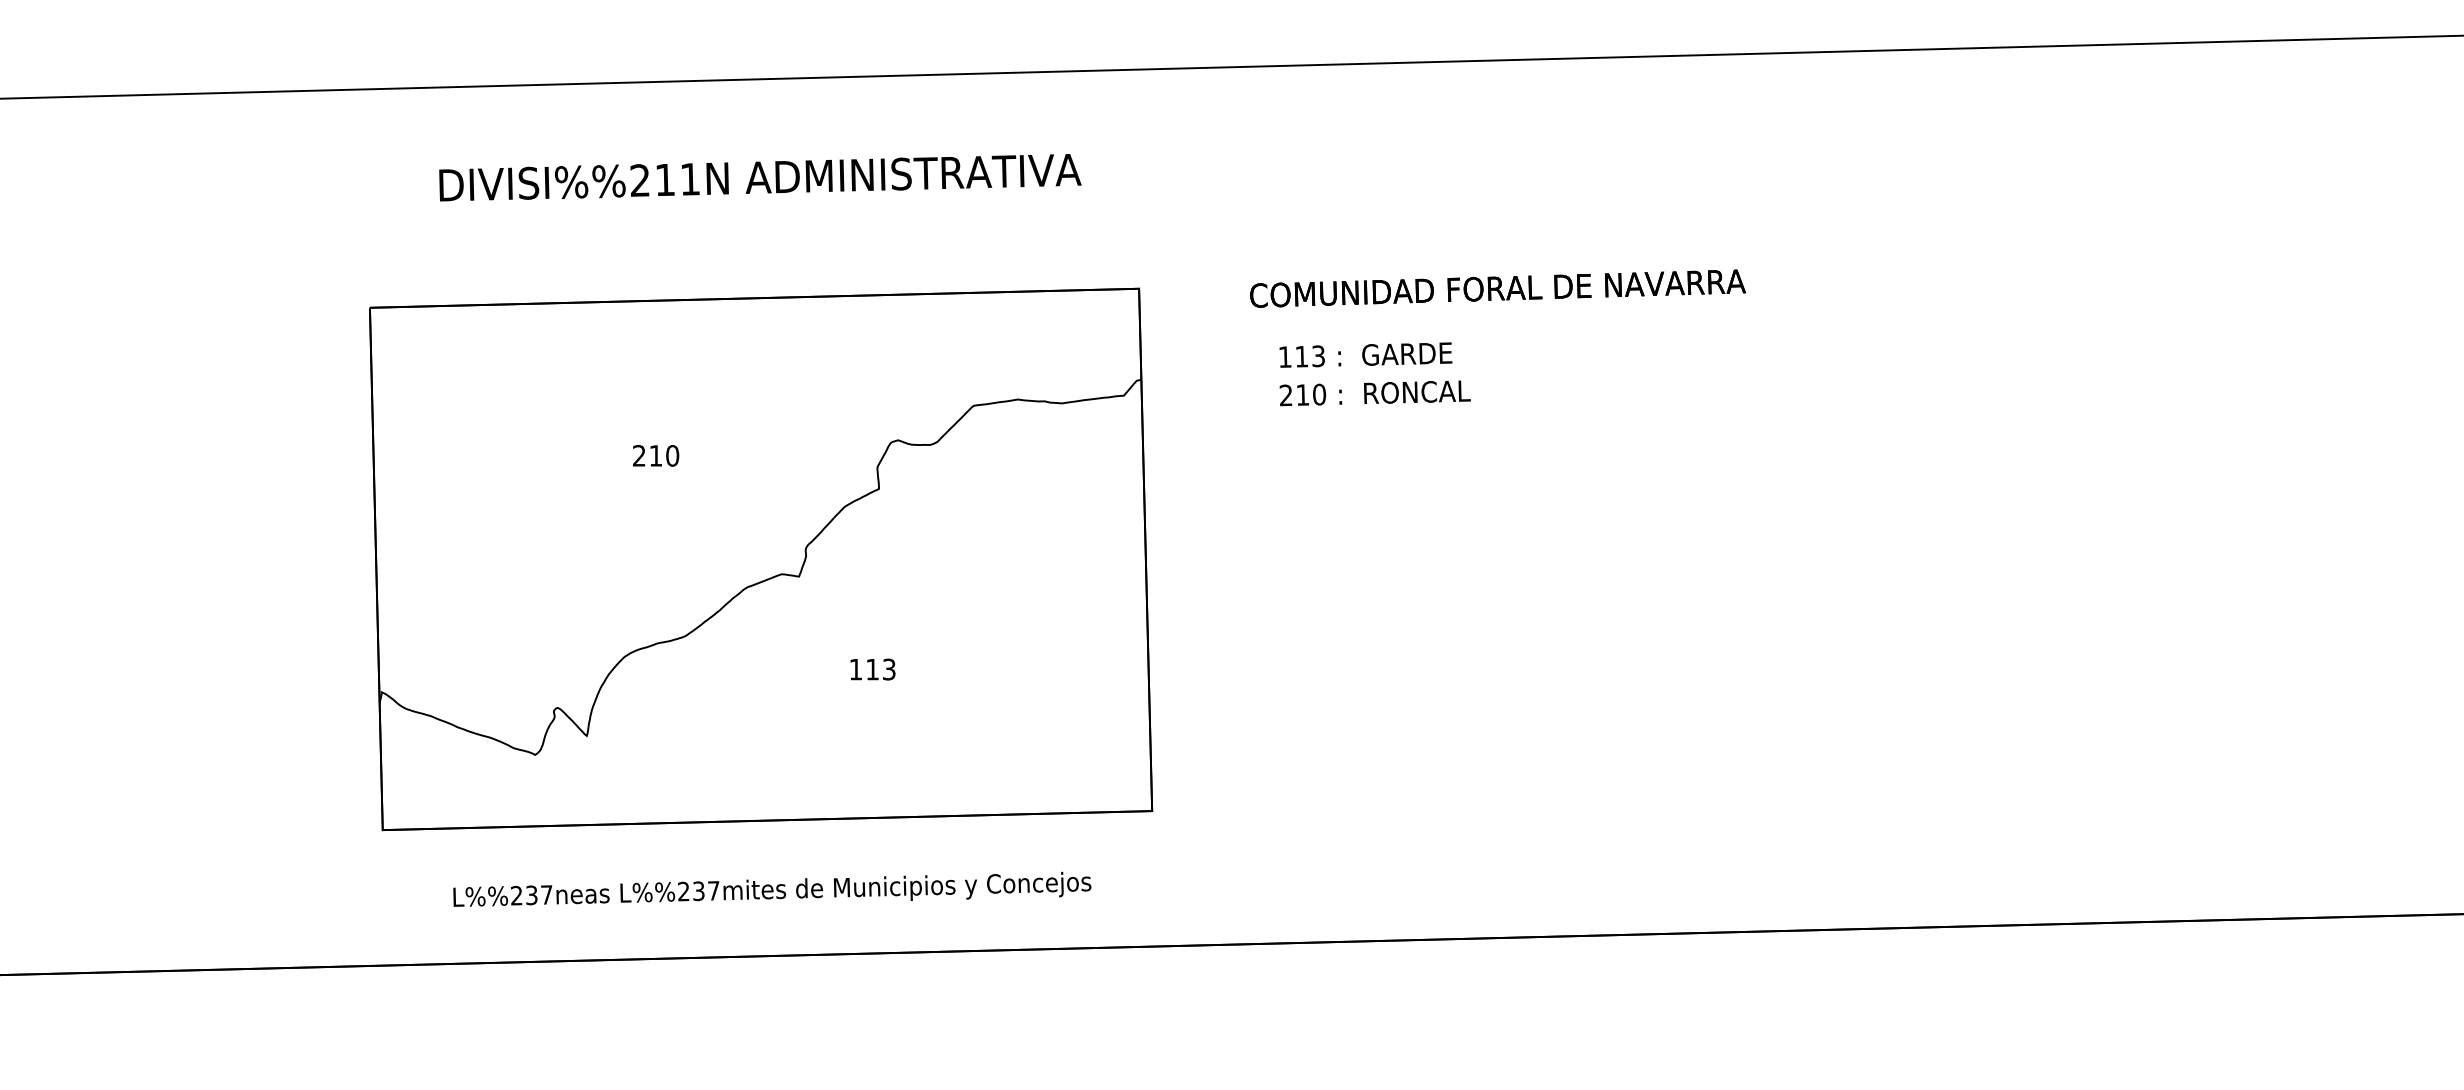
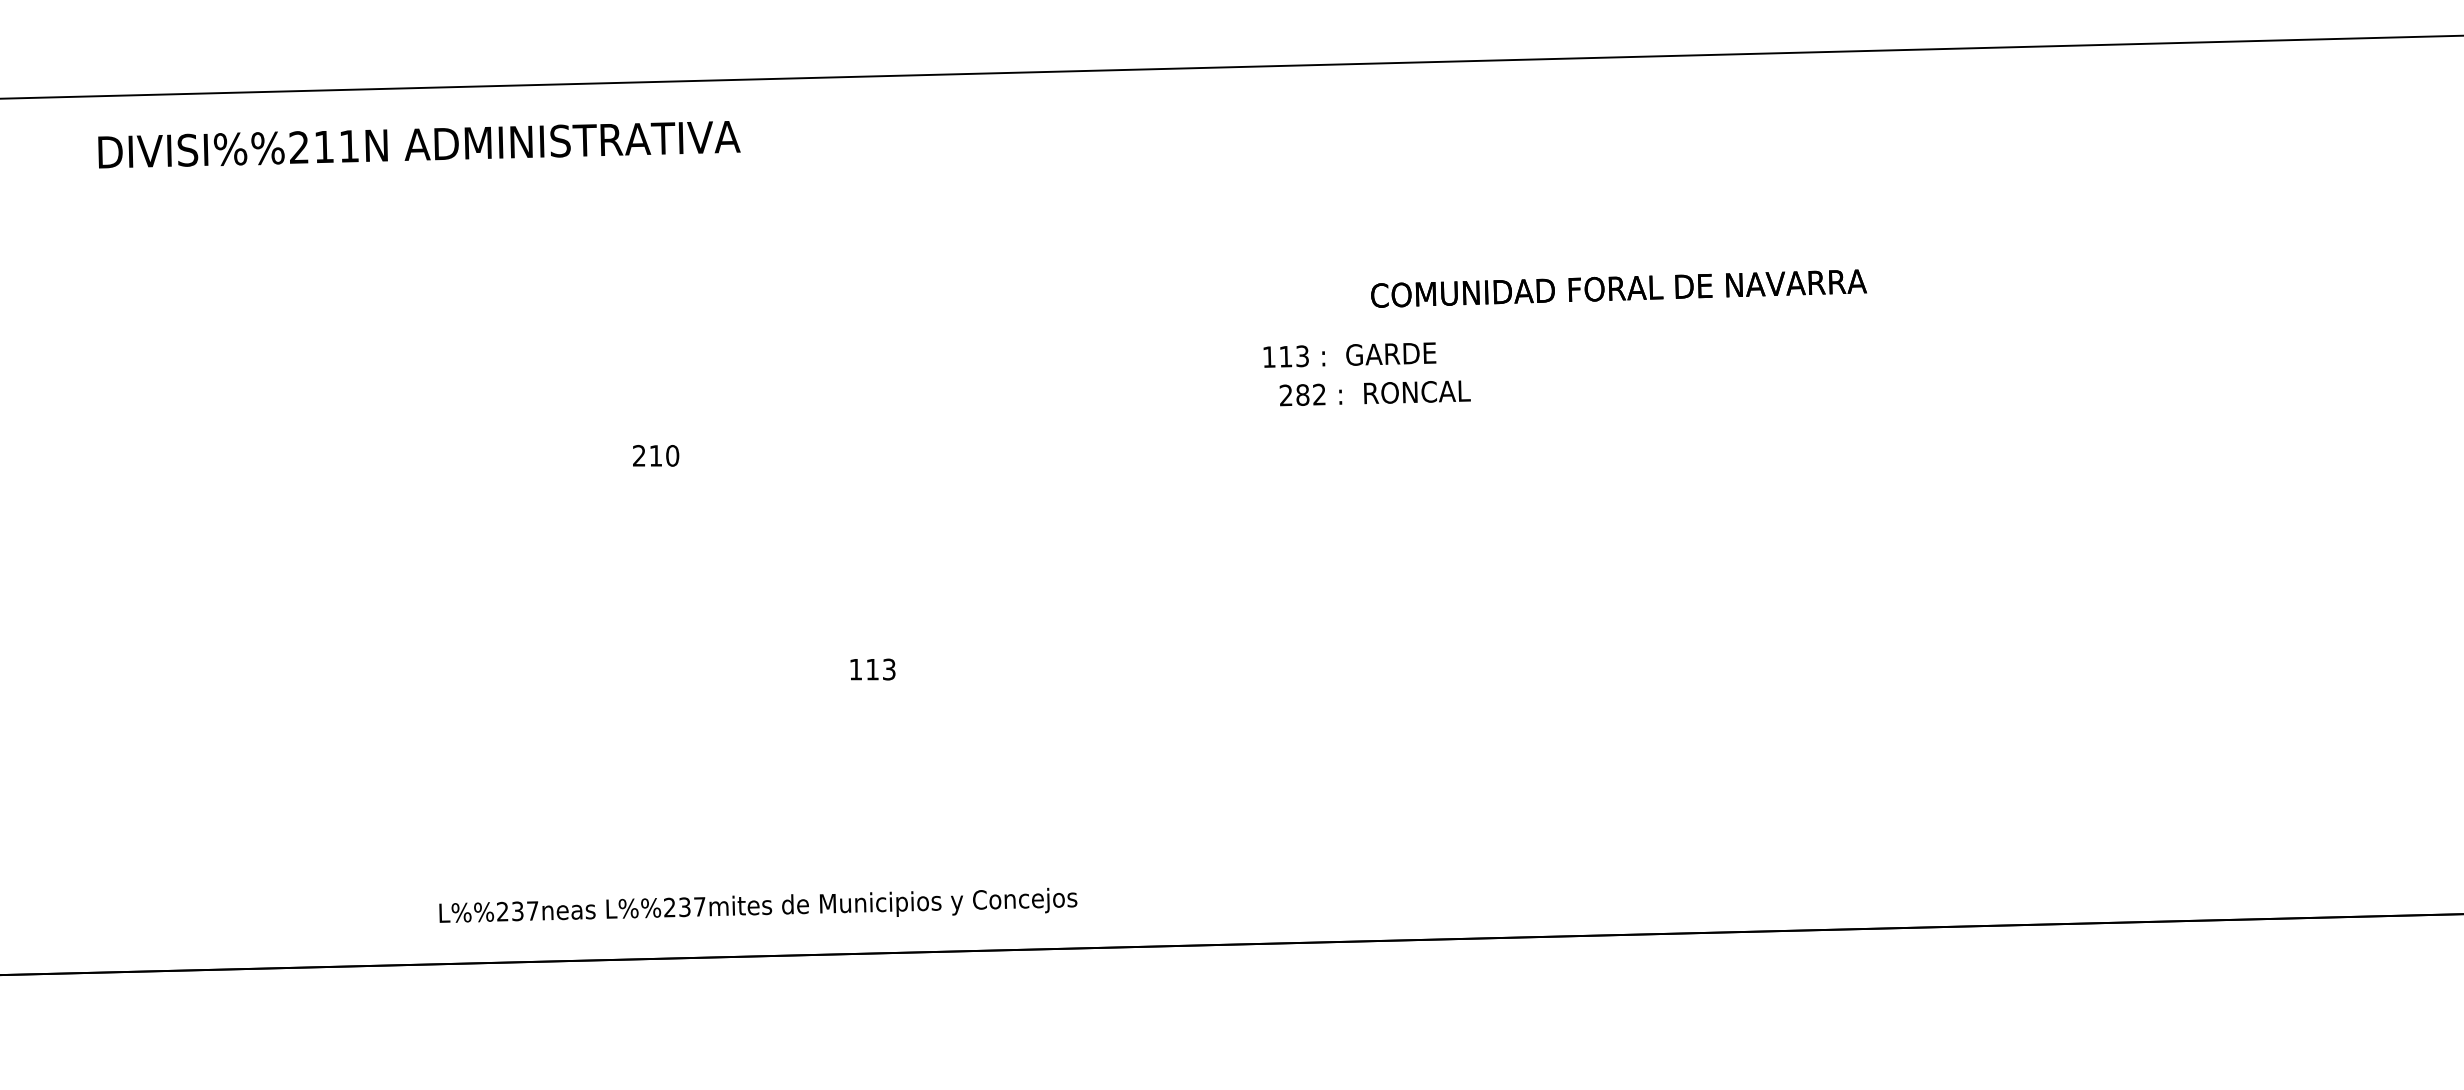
text position: (760, 177) -> (419, 144) (419, 144)
text position: (1497, 288) -> (1618, 288) (1618, 288)
text position: (1365, 354) -> (1349, 354) (1349, 354)
text: 210 -> 282 (1311, 394)
part: present -> none (761, 559)
text position: (772, 888) -> (758, 904) (758, 904)
